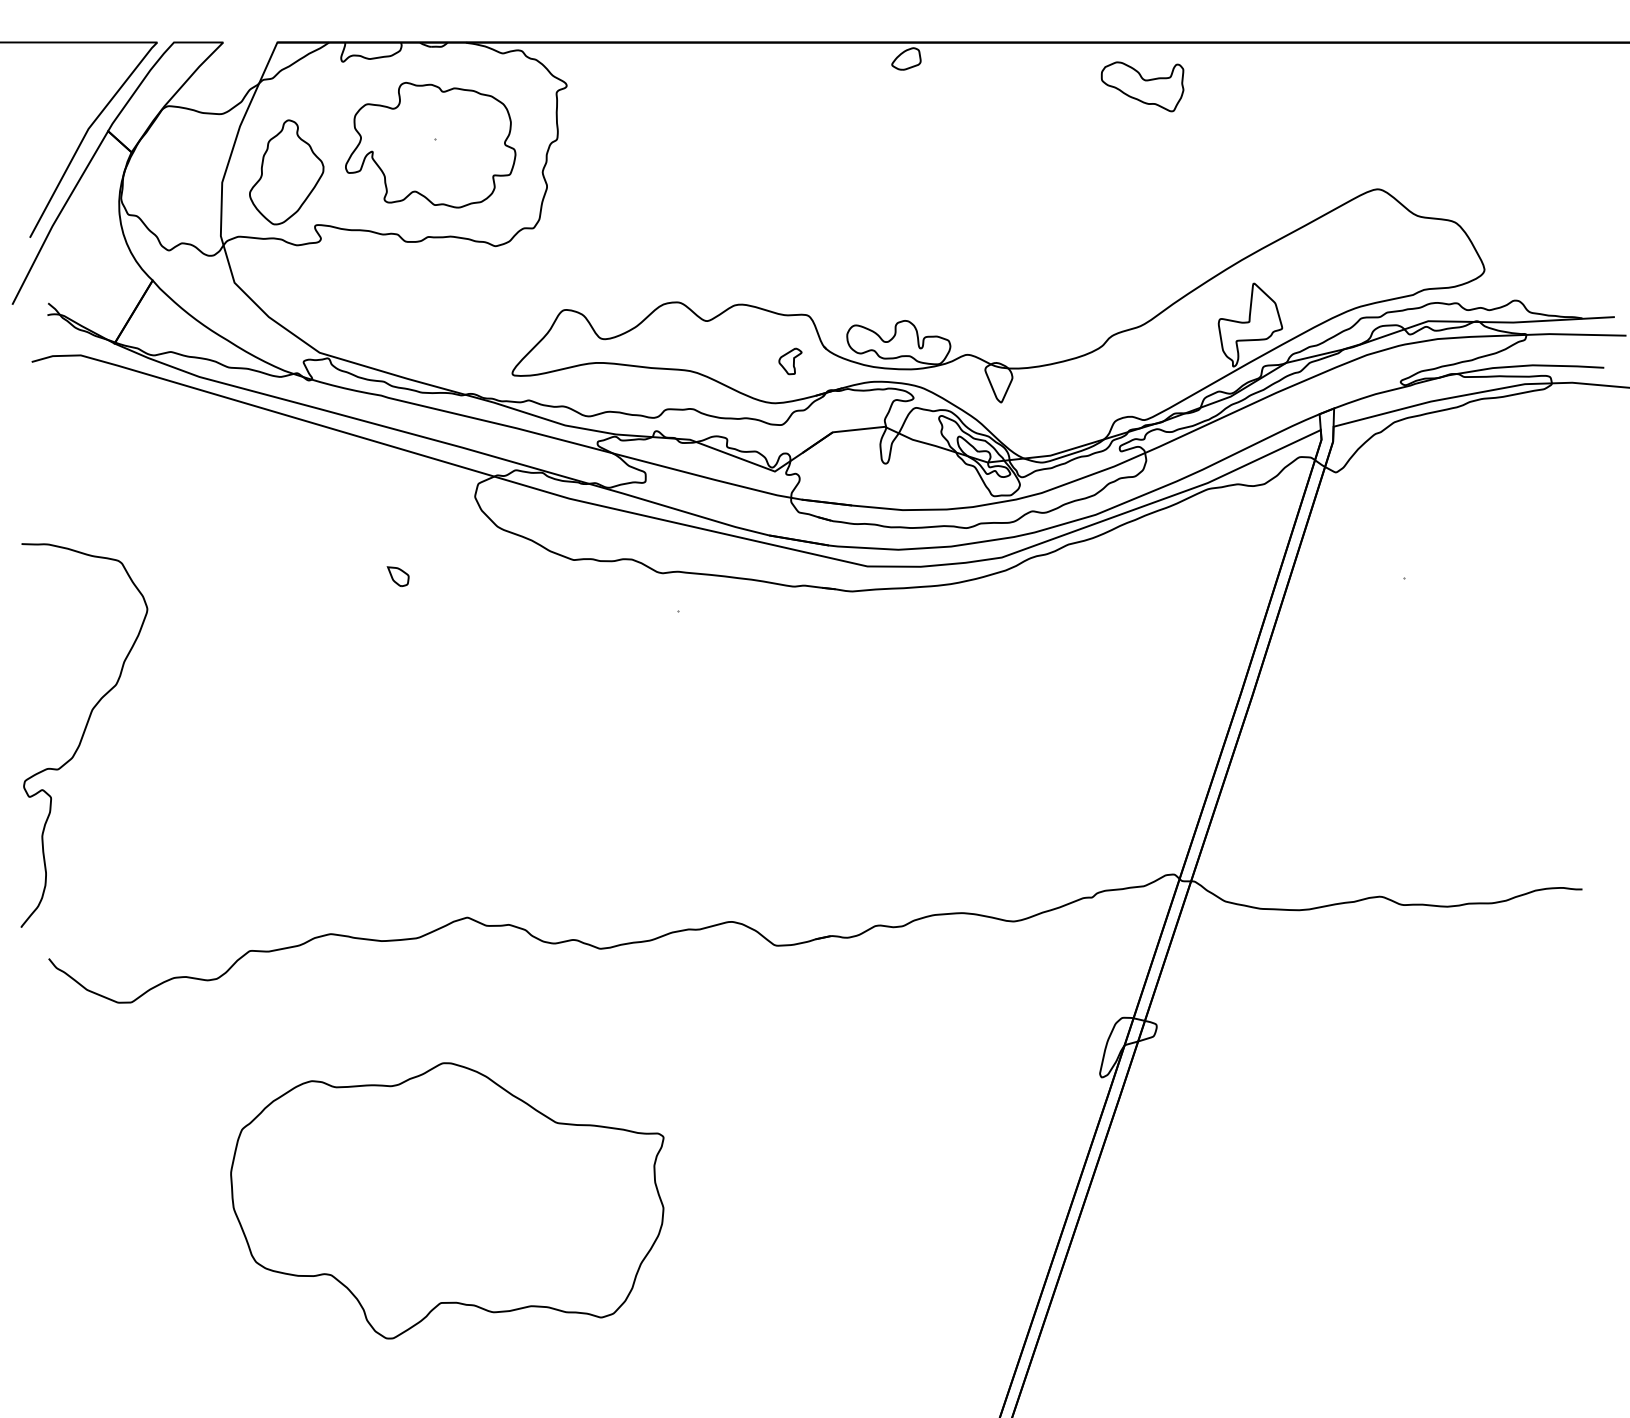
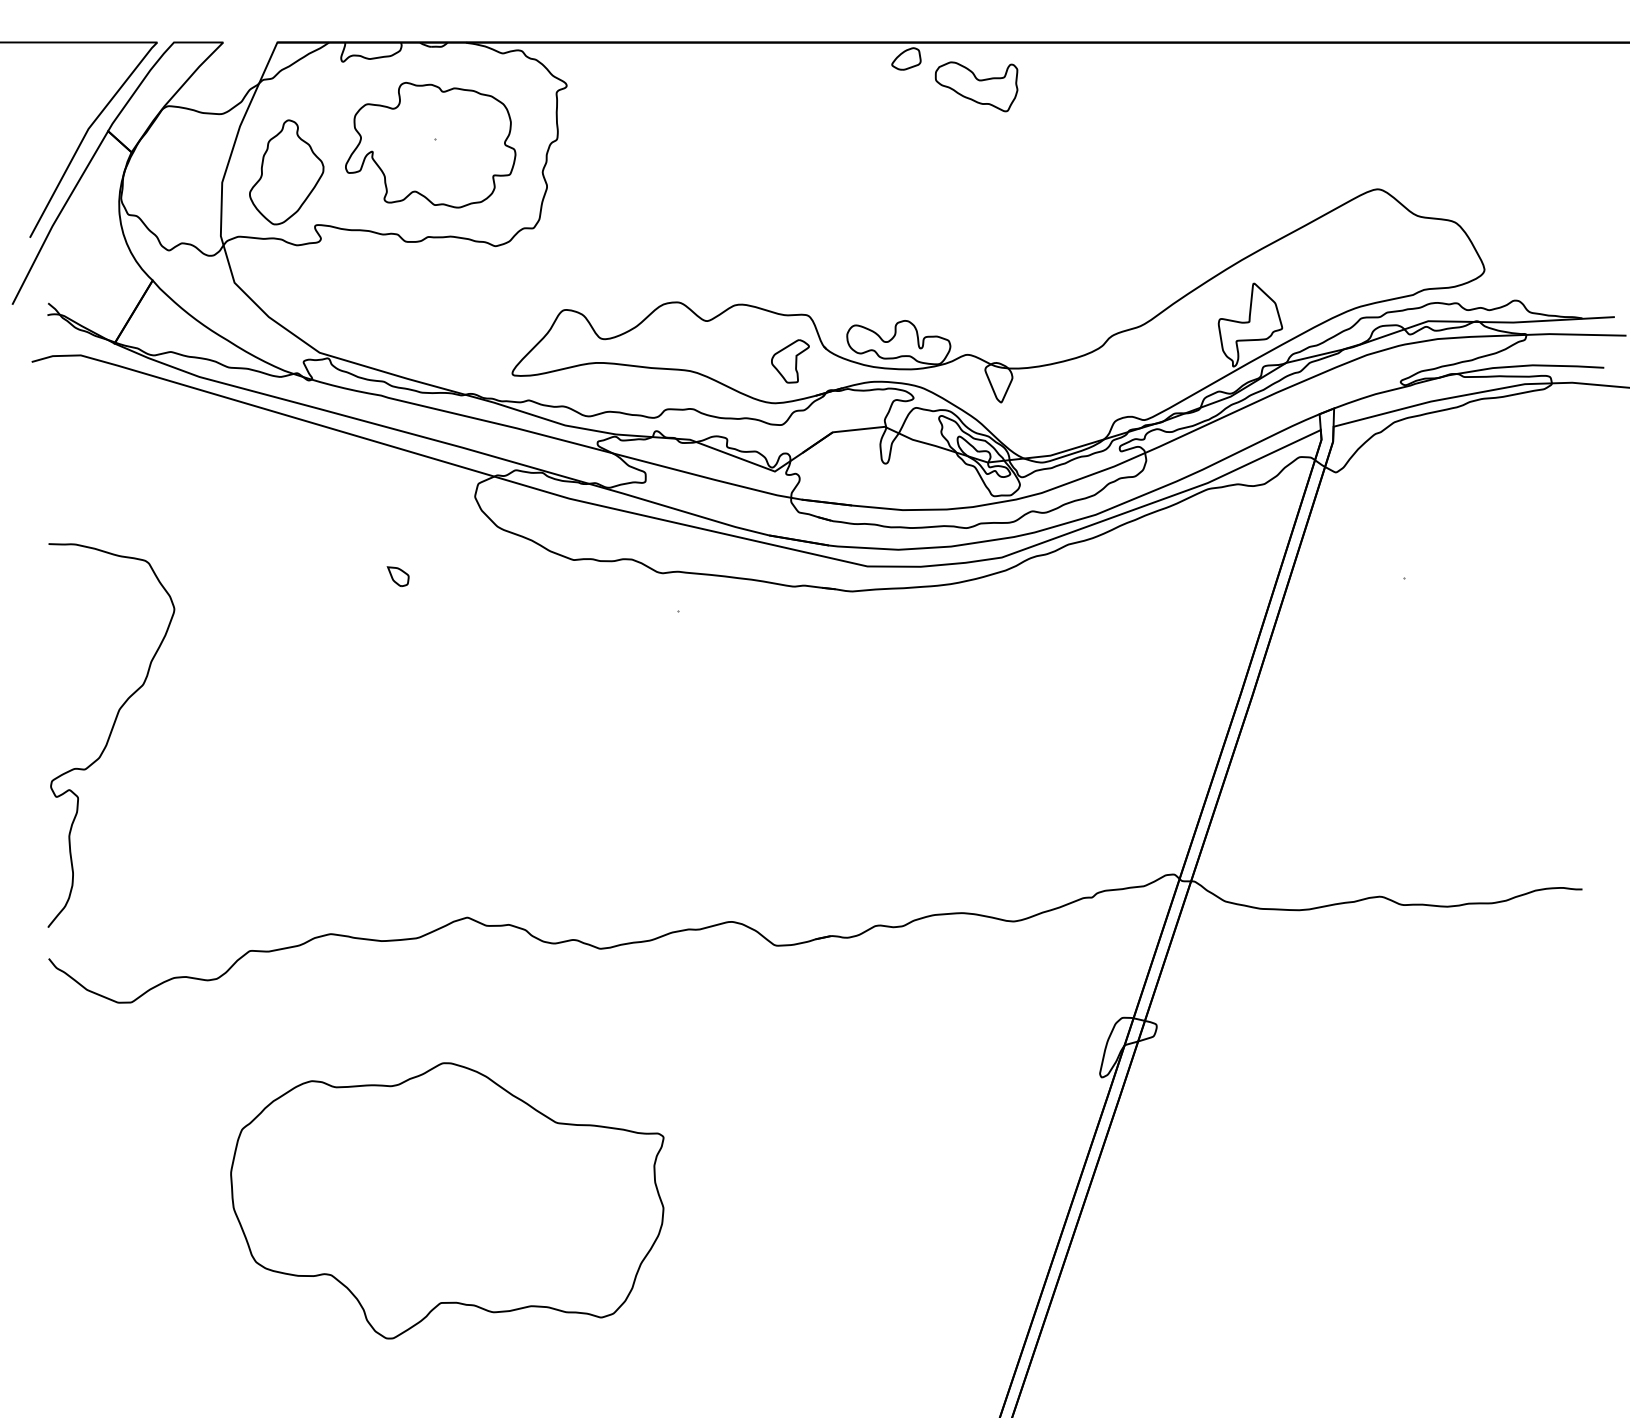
part position: (1142, 86) -> (976, 86) (976, 86)
part size: 25x29 px -> 39x45 px (790, 361)
curve position: (84, 734) -> (111, 734) (111, 734)
